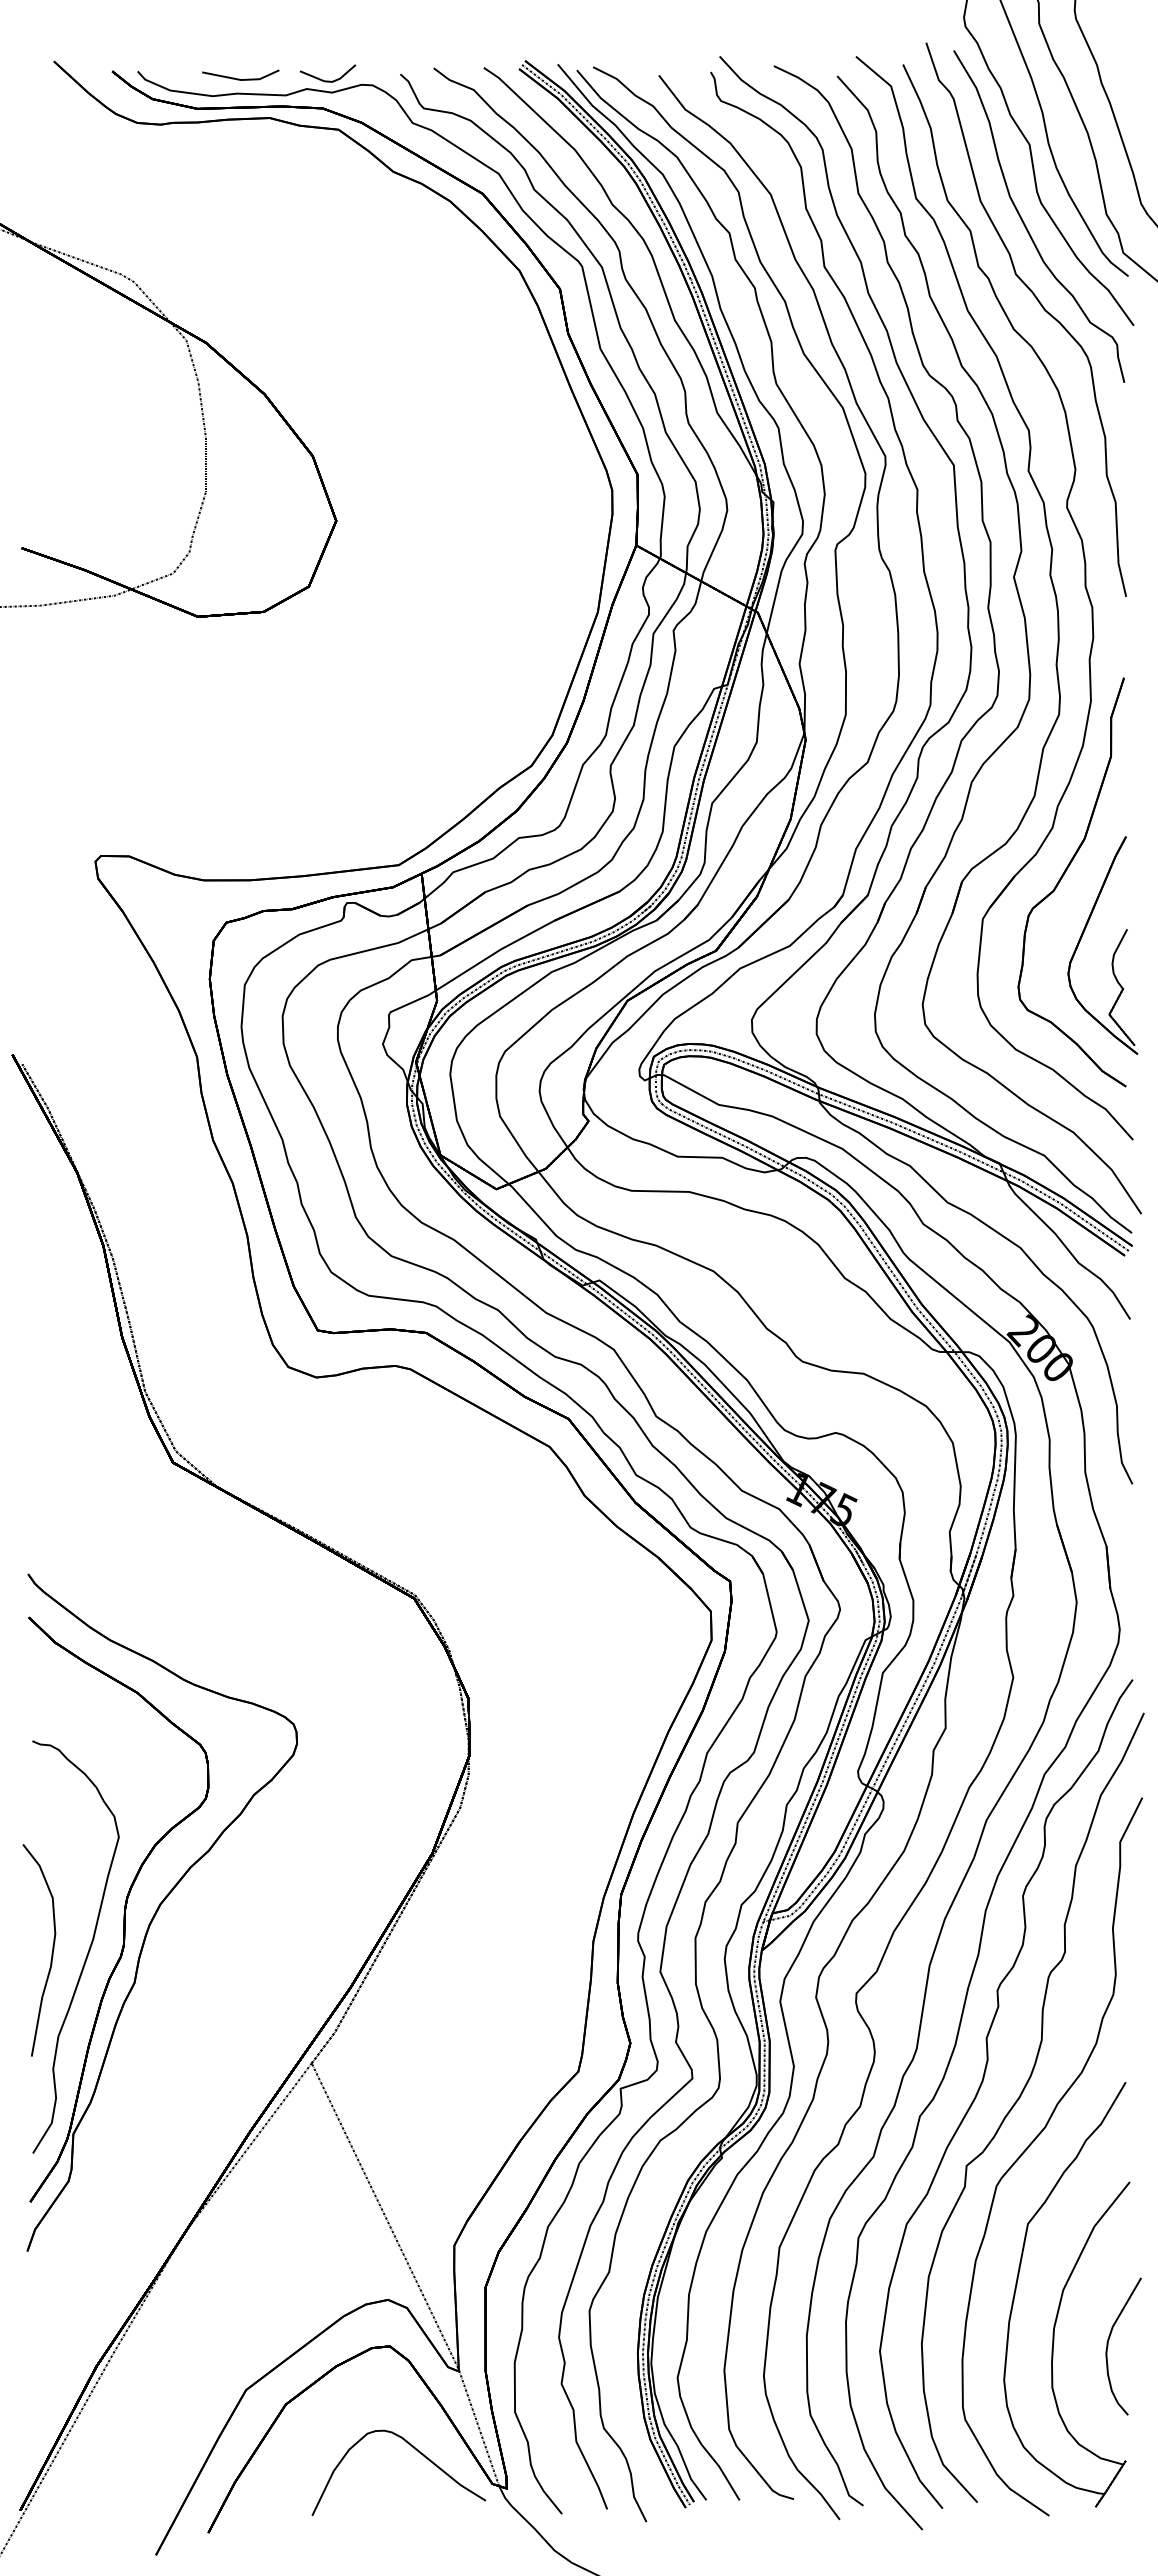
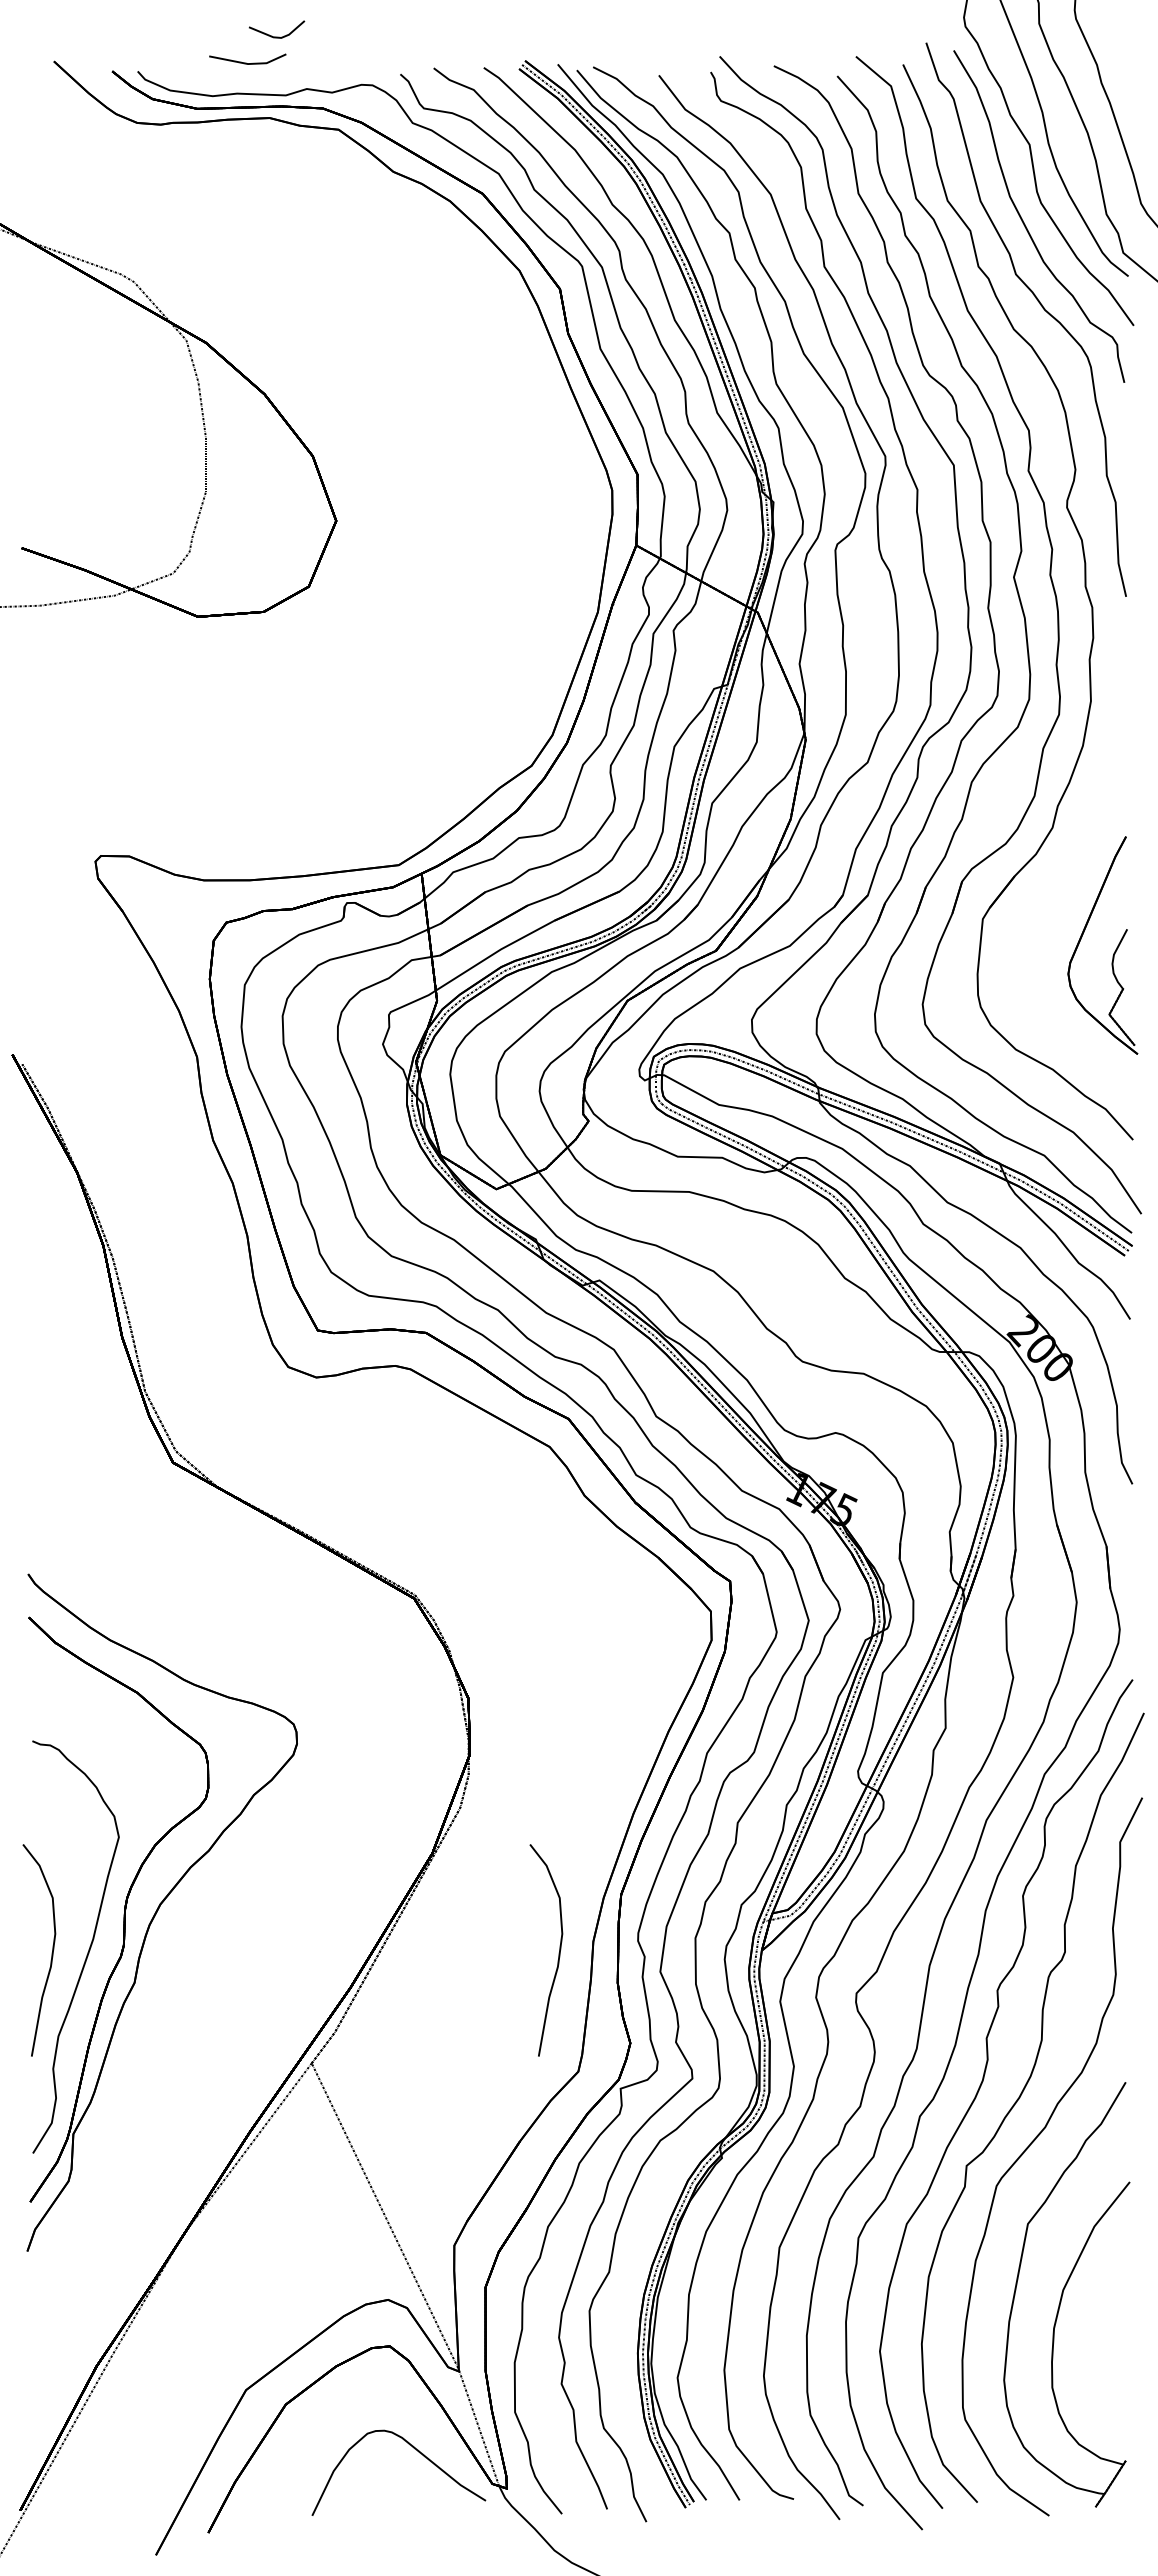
line position: (239, 78) -> (246, 62) (246, 62)
line position: (327, 80) -> (276, 36) (276, 36)
part: present -> none (1062, 878)
part: none -> present (558, 1952)
curve: present -> none (1108, 2346)
